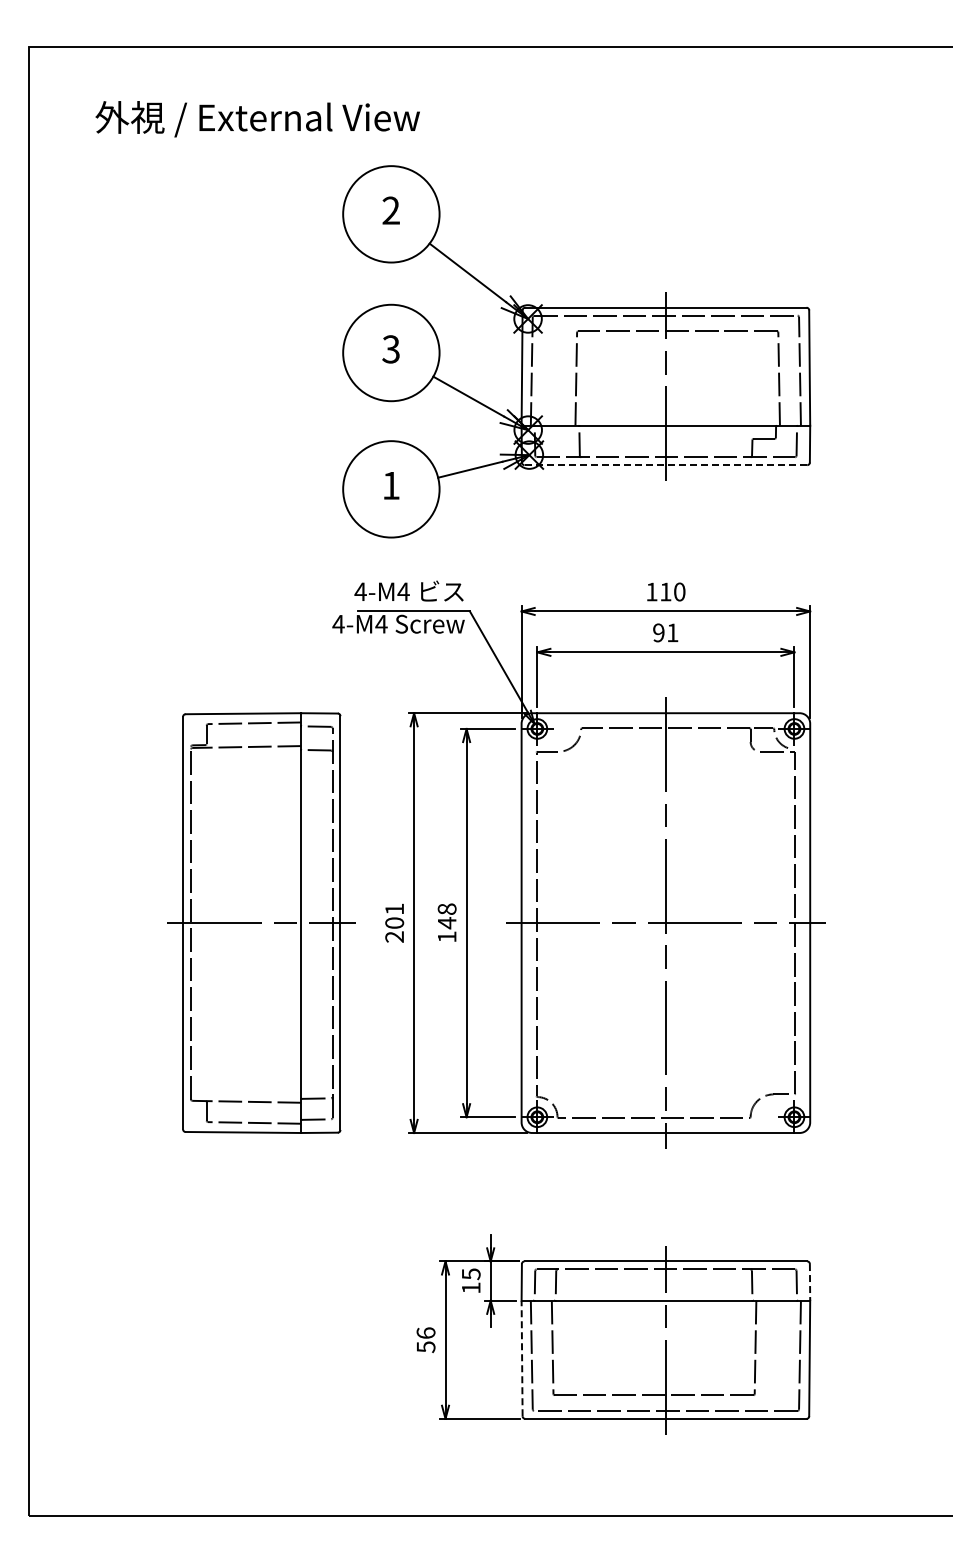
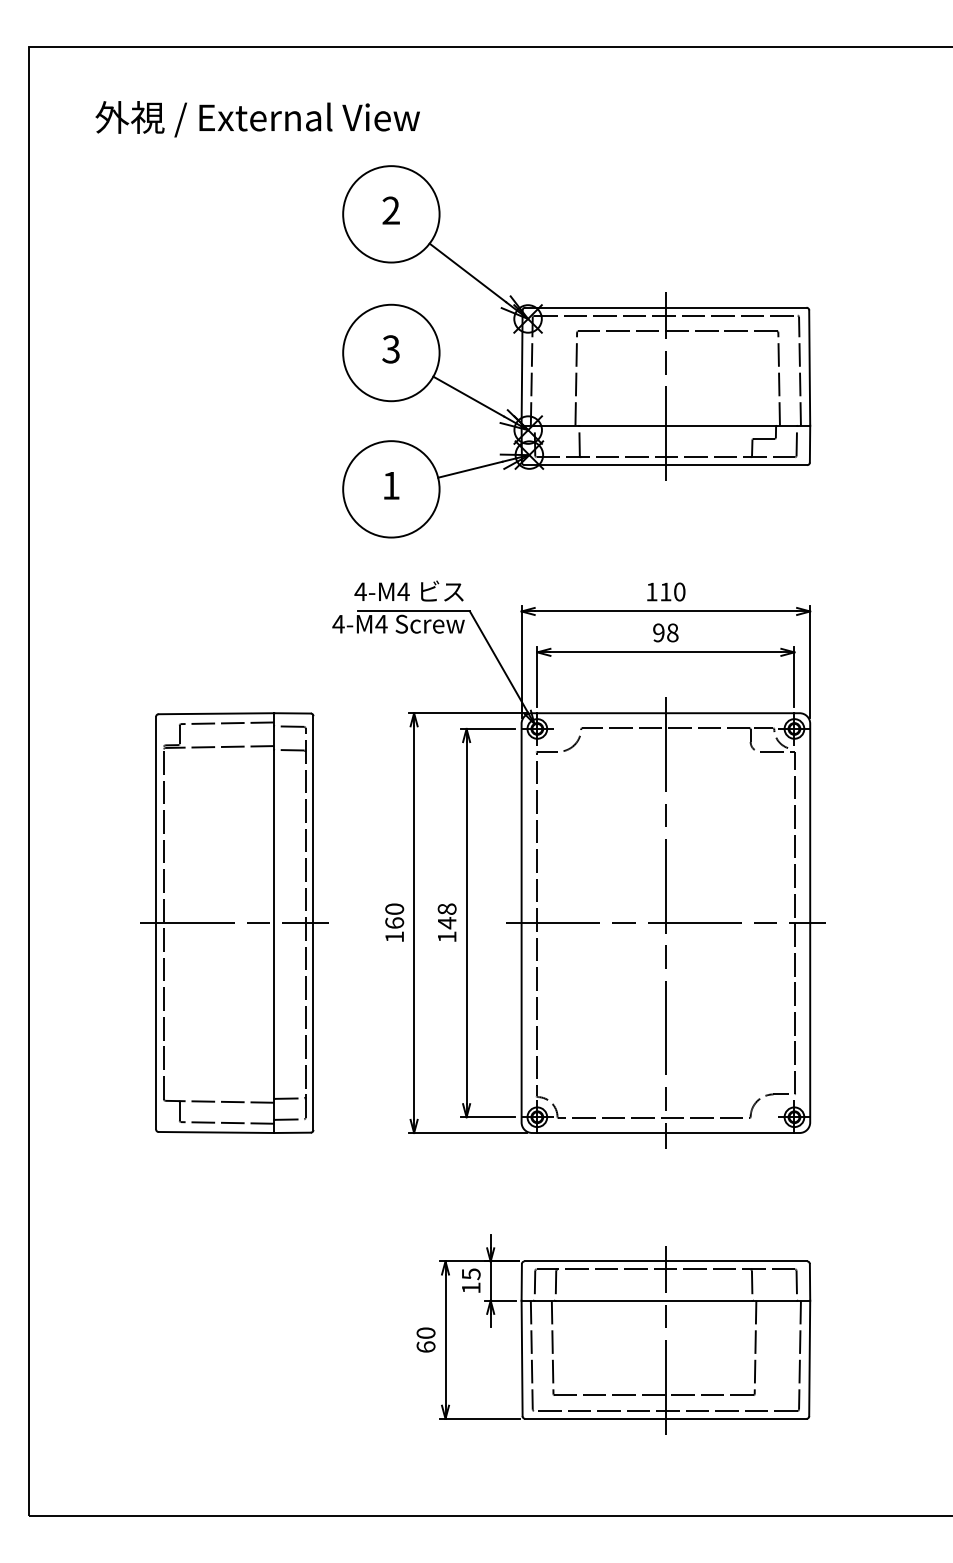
line: dashed -> solid (666, 465)
text: 91 -> 98 (672, 632)
part position: (261, 922) -> (234, 922) (234, 922)
text: 201 -> 160 (394, 922)
line: dashed -> solid (810, 1282)
text: 56 -> 60 (425, 1340)
line: dashed -> solid (522, 1358)
